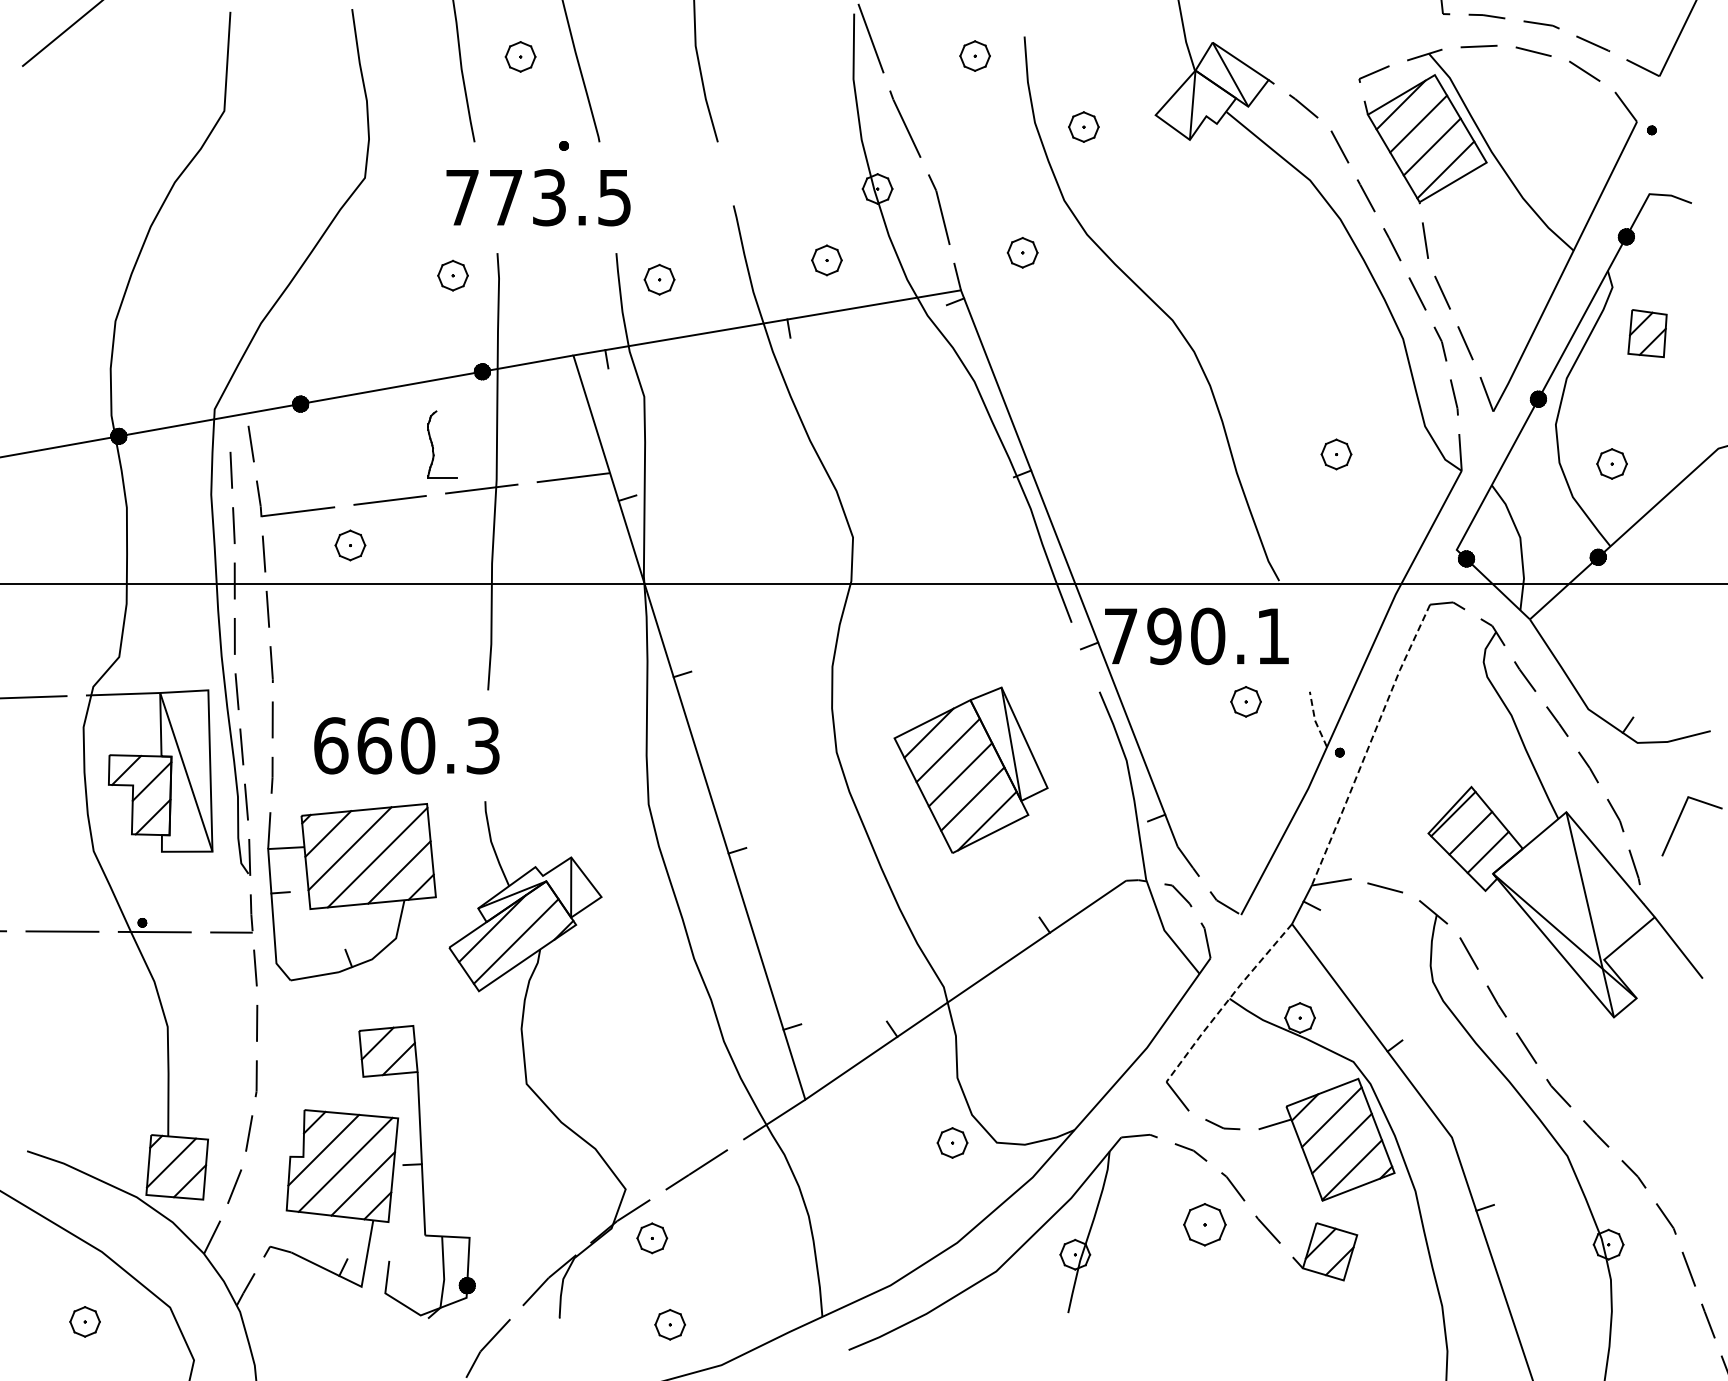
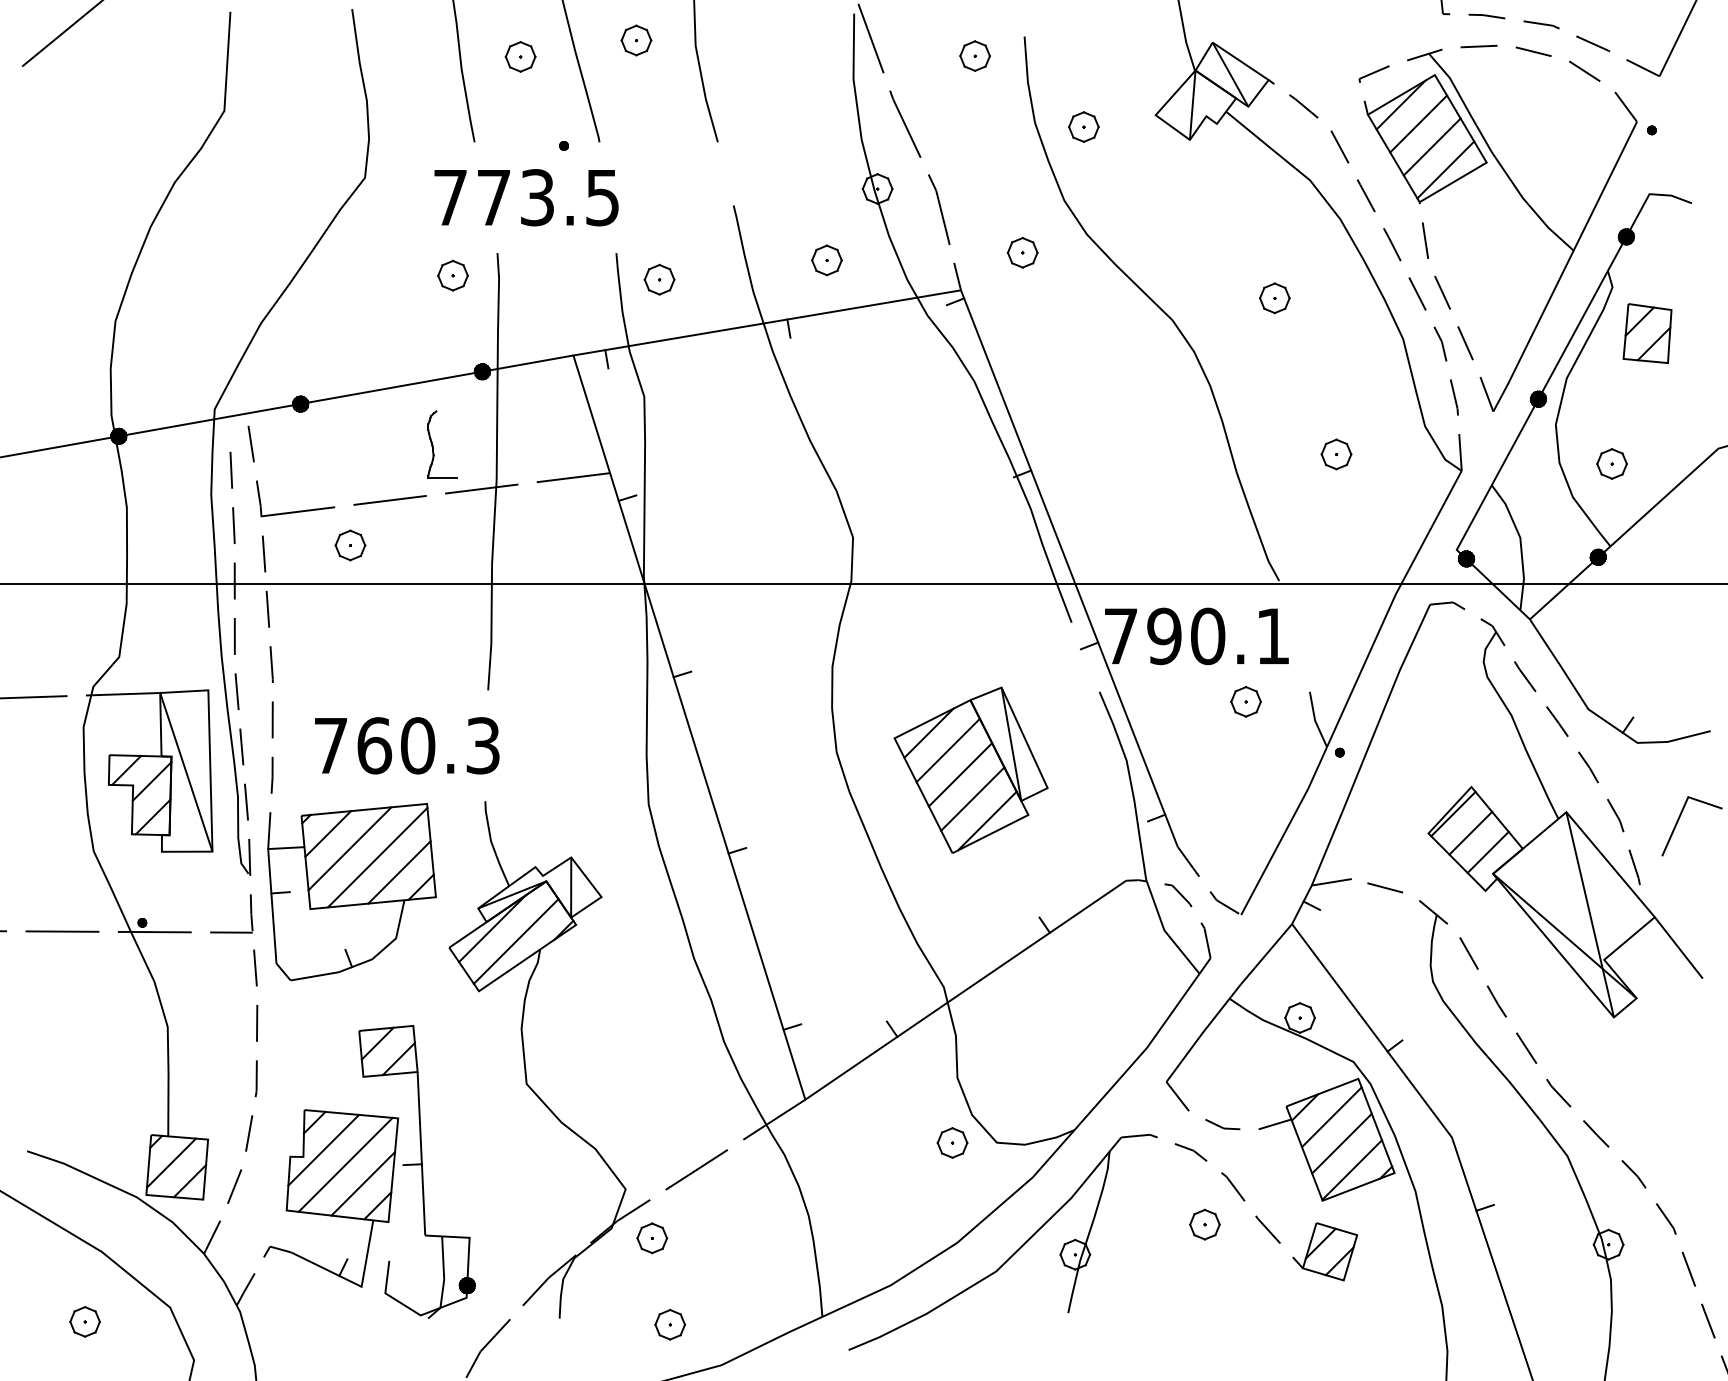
part: none -> present (636, 40)
text position: (538, 197) -> (526, 197) (526, 197)
part: none -> present (1274, 298)
part size: 41x50 px -> 51x61 px (1647, 333)
line: dashed -> solid (1315, 720)
line: dashed -> solid (1369, 744)
text: 660.3 -> 760.3 (331, 745)
line: dashed -> solid (1227, 1001)
part size: 44x44 px -> 32x33 px (1204, 1224)
